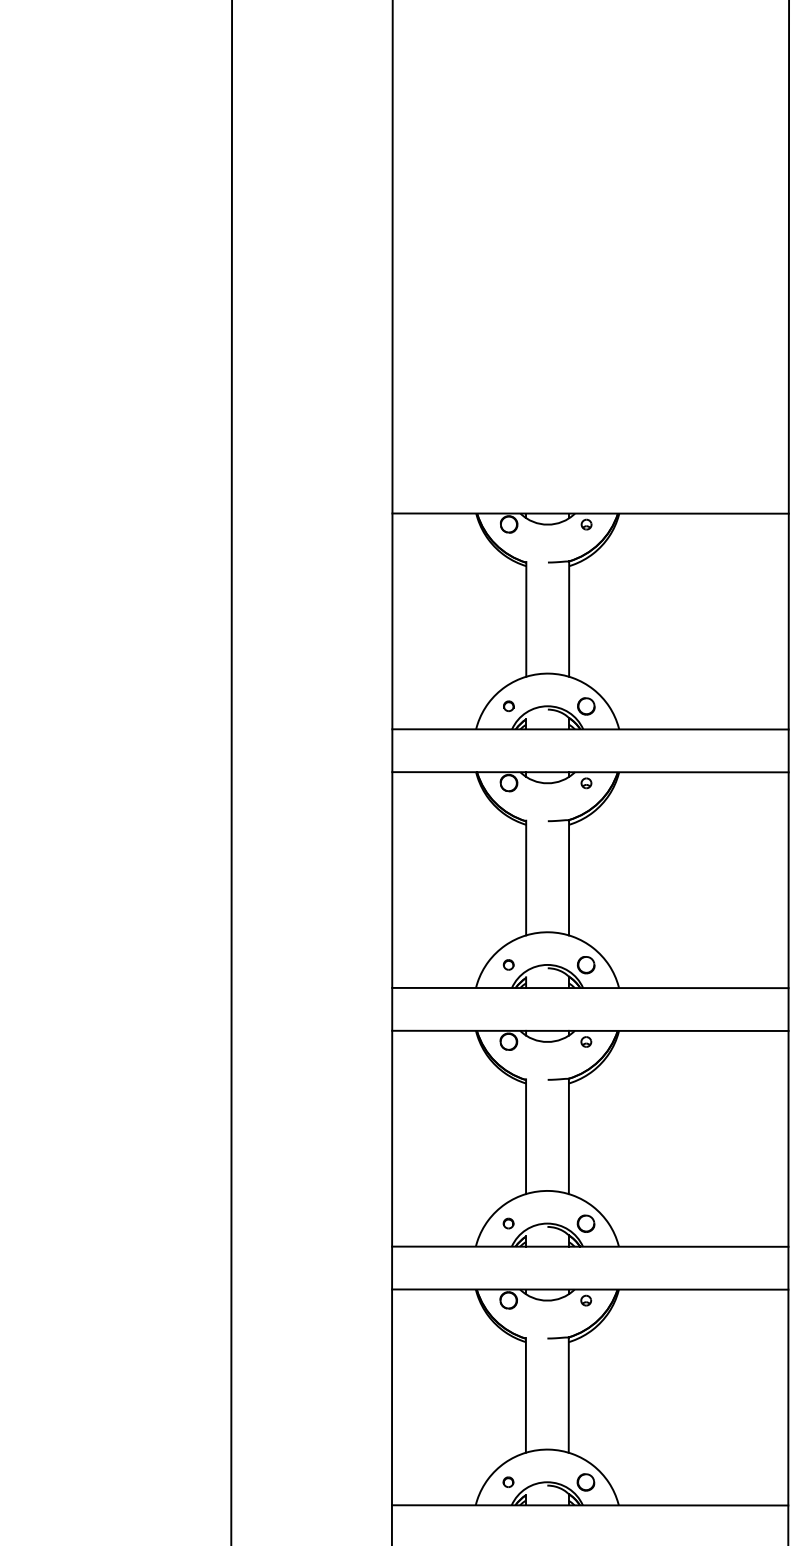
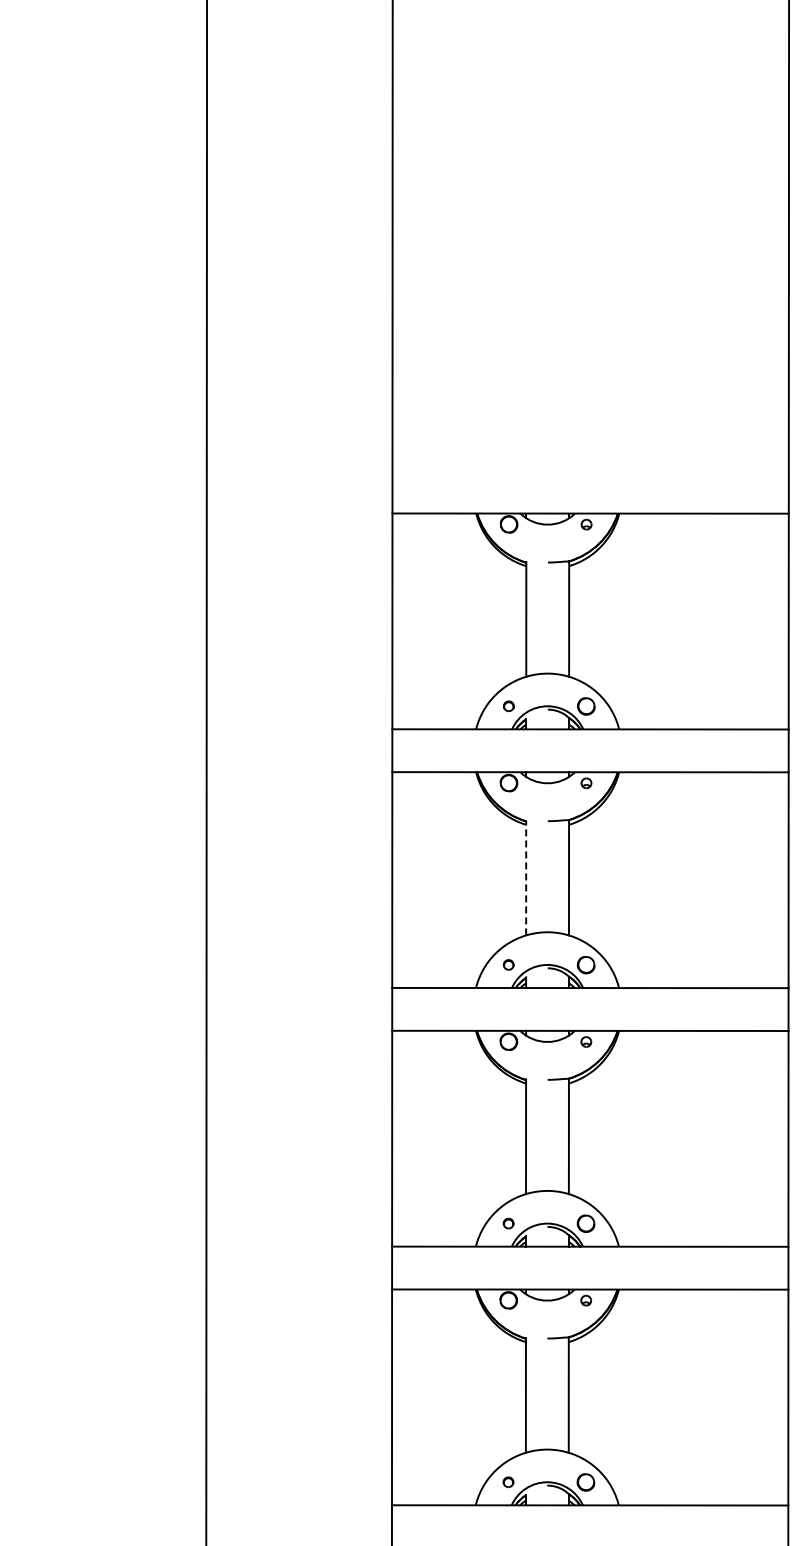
line position: (231, 772) -> (206, 772) (206, 772)
line: solid -> dashed (526, 877)
